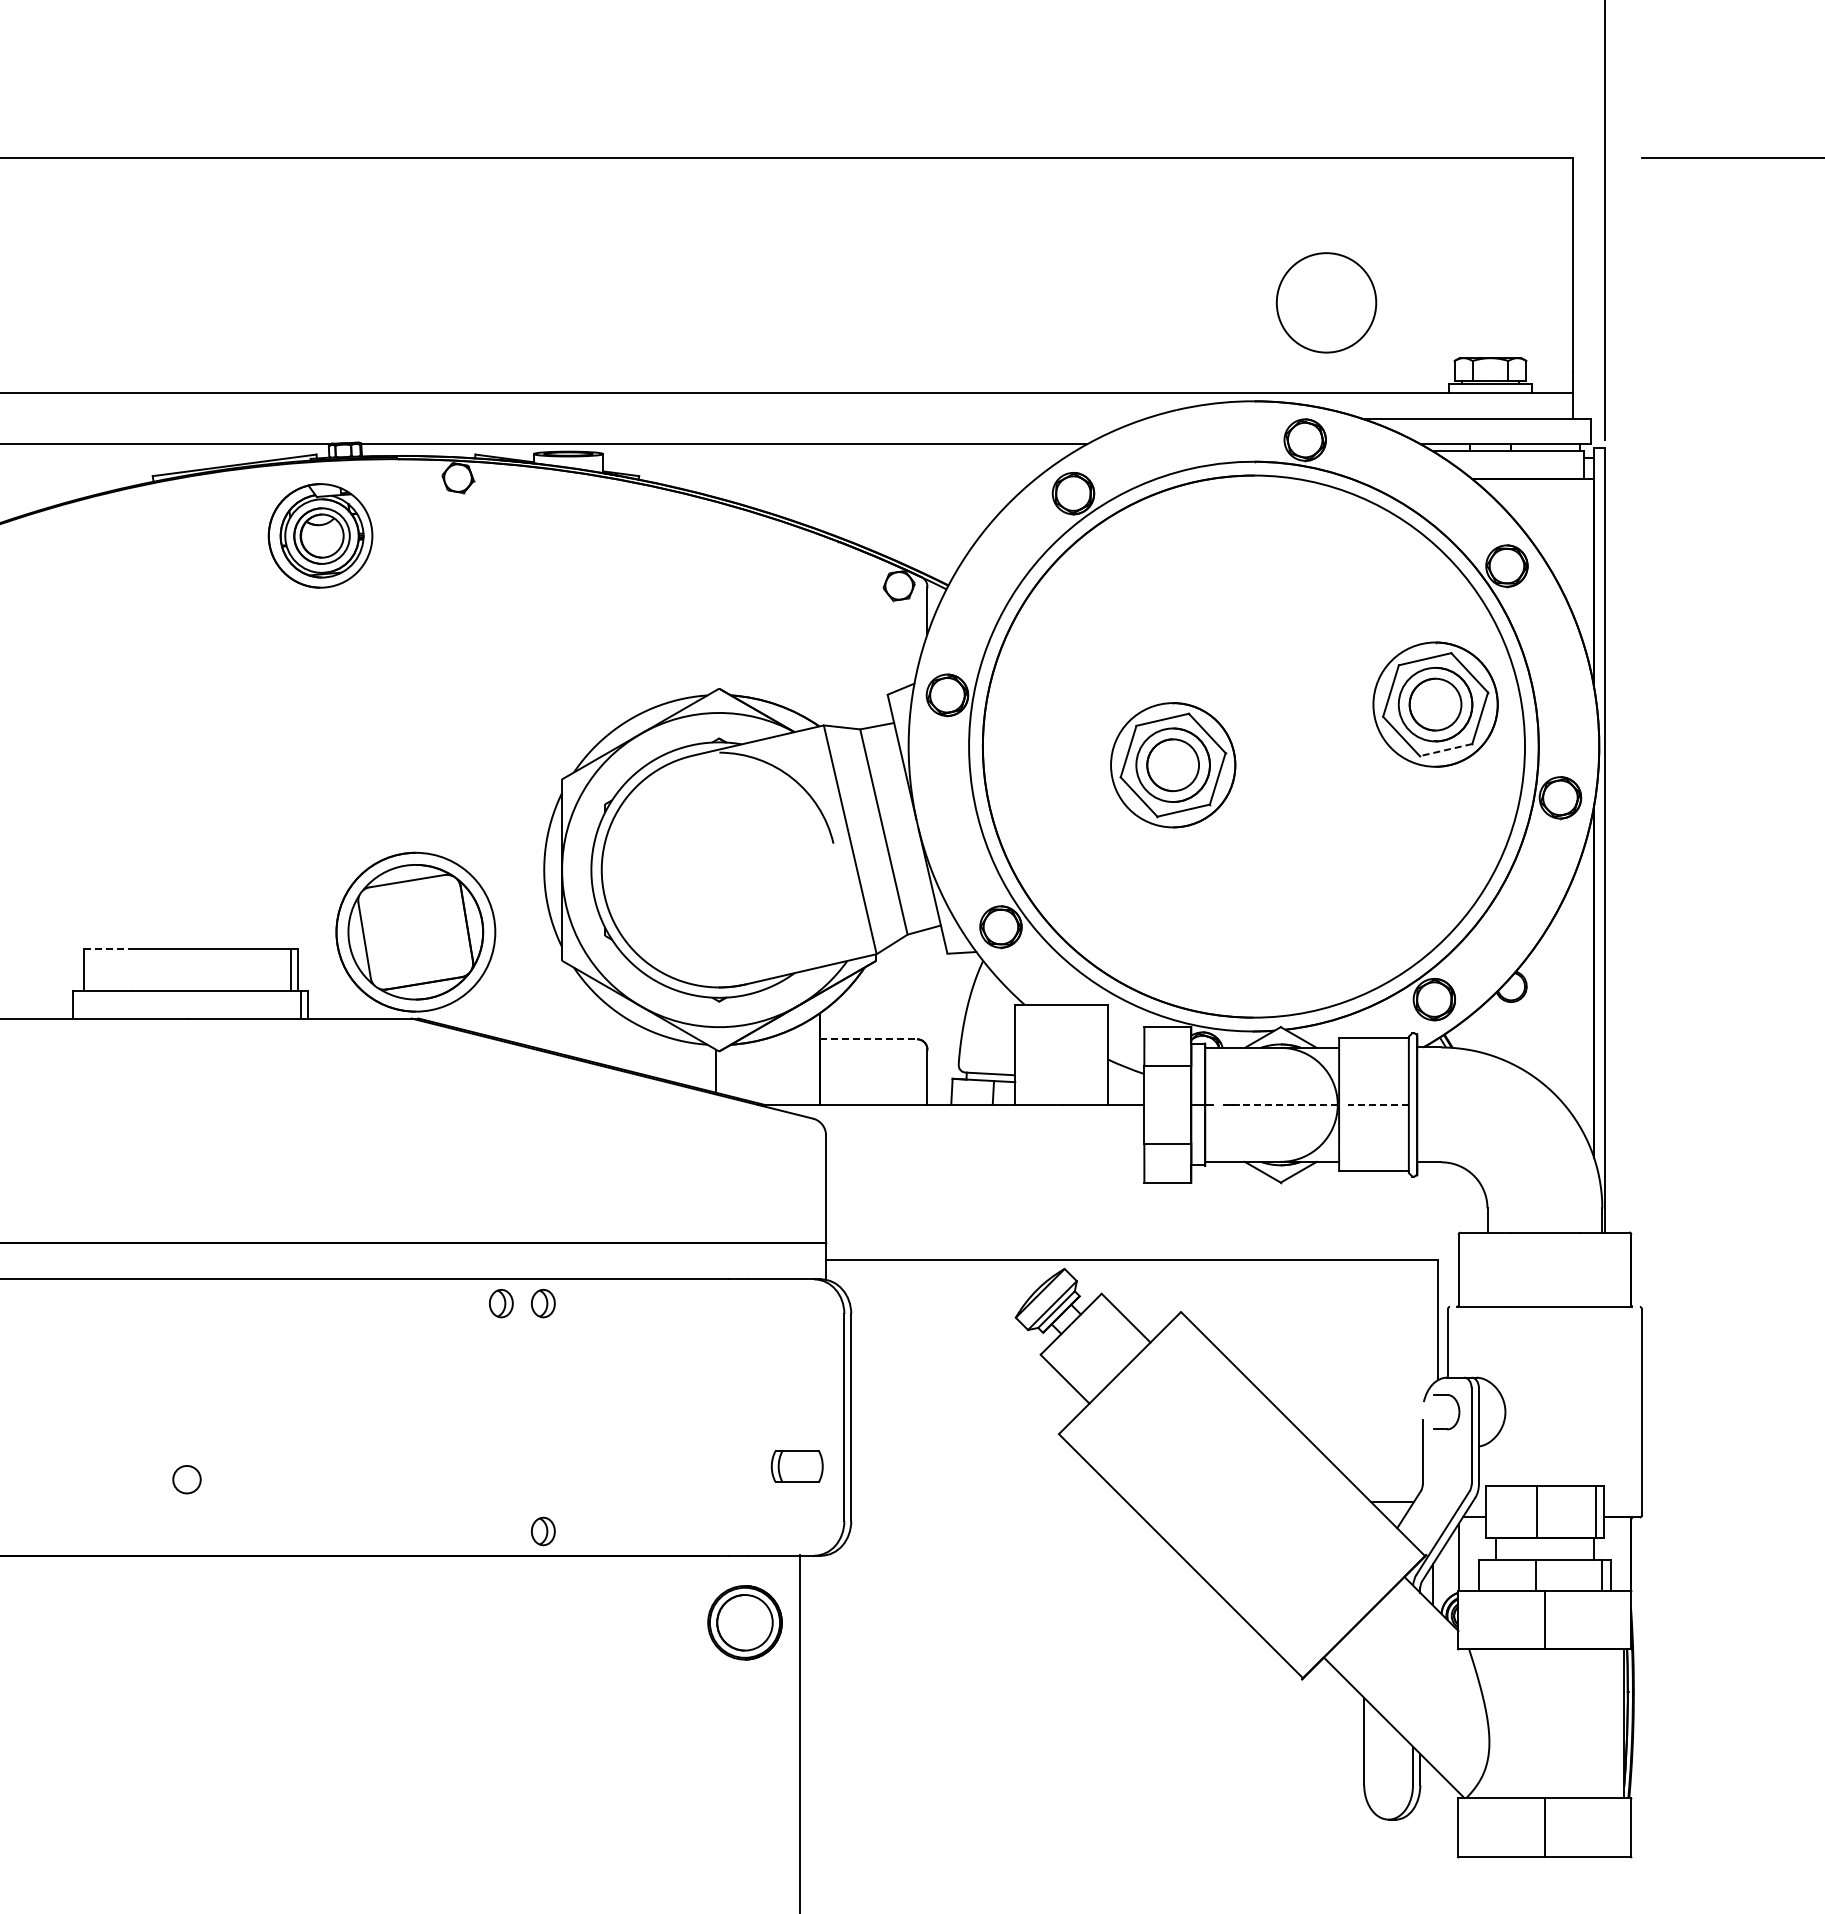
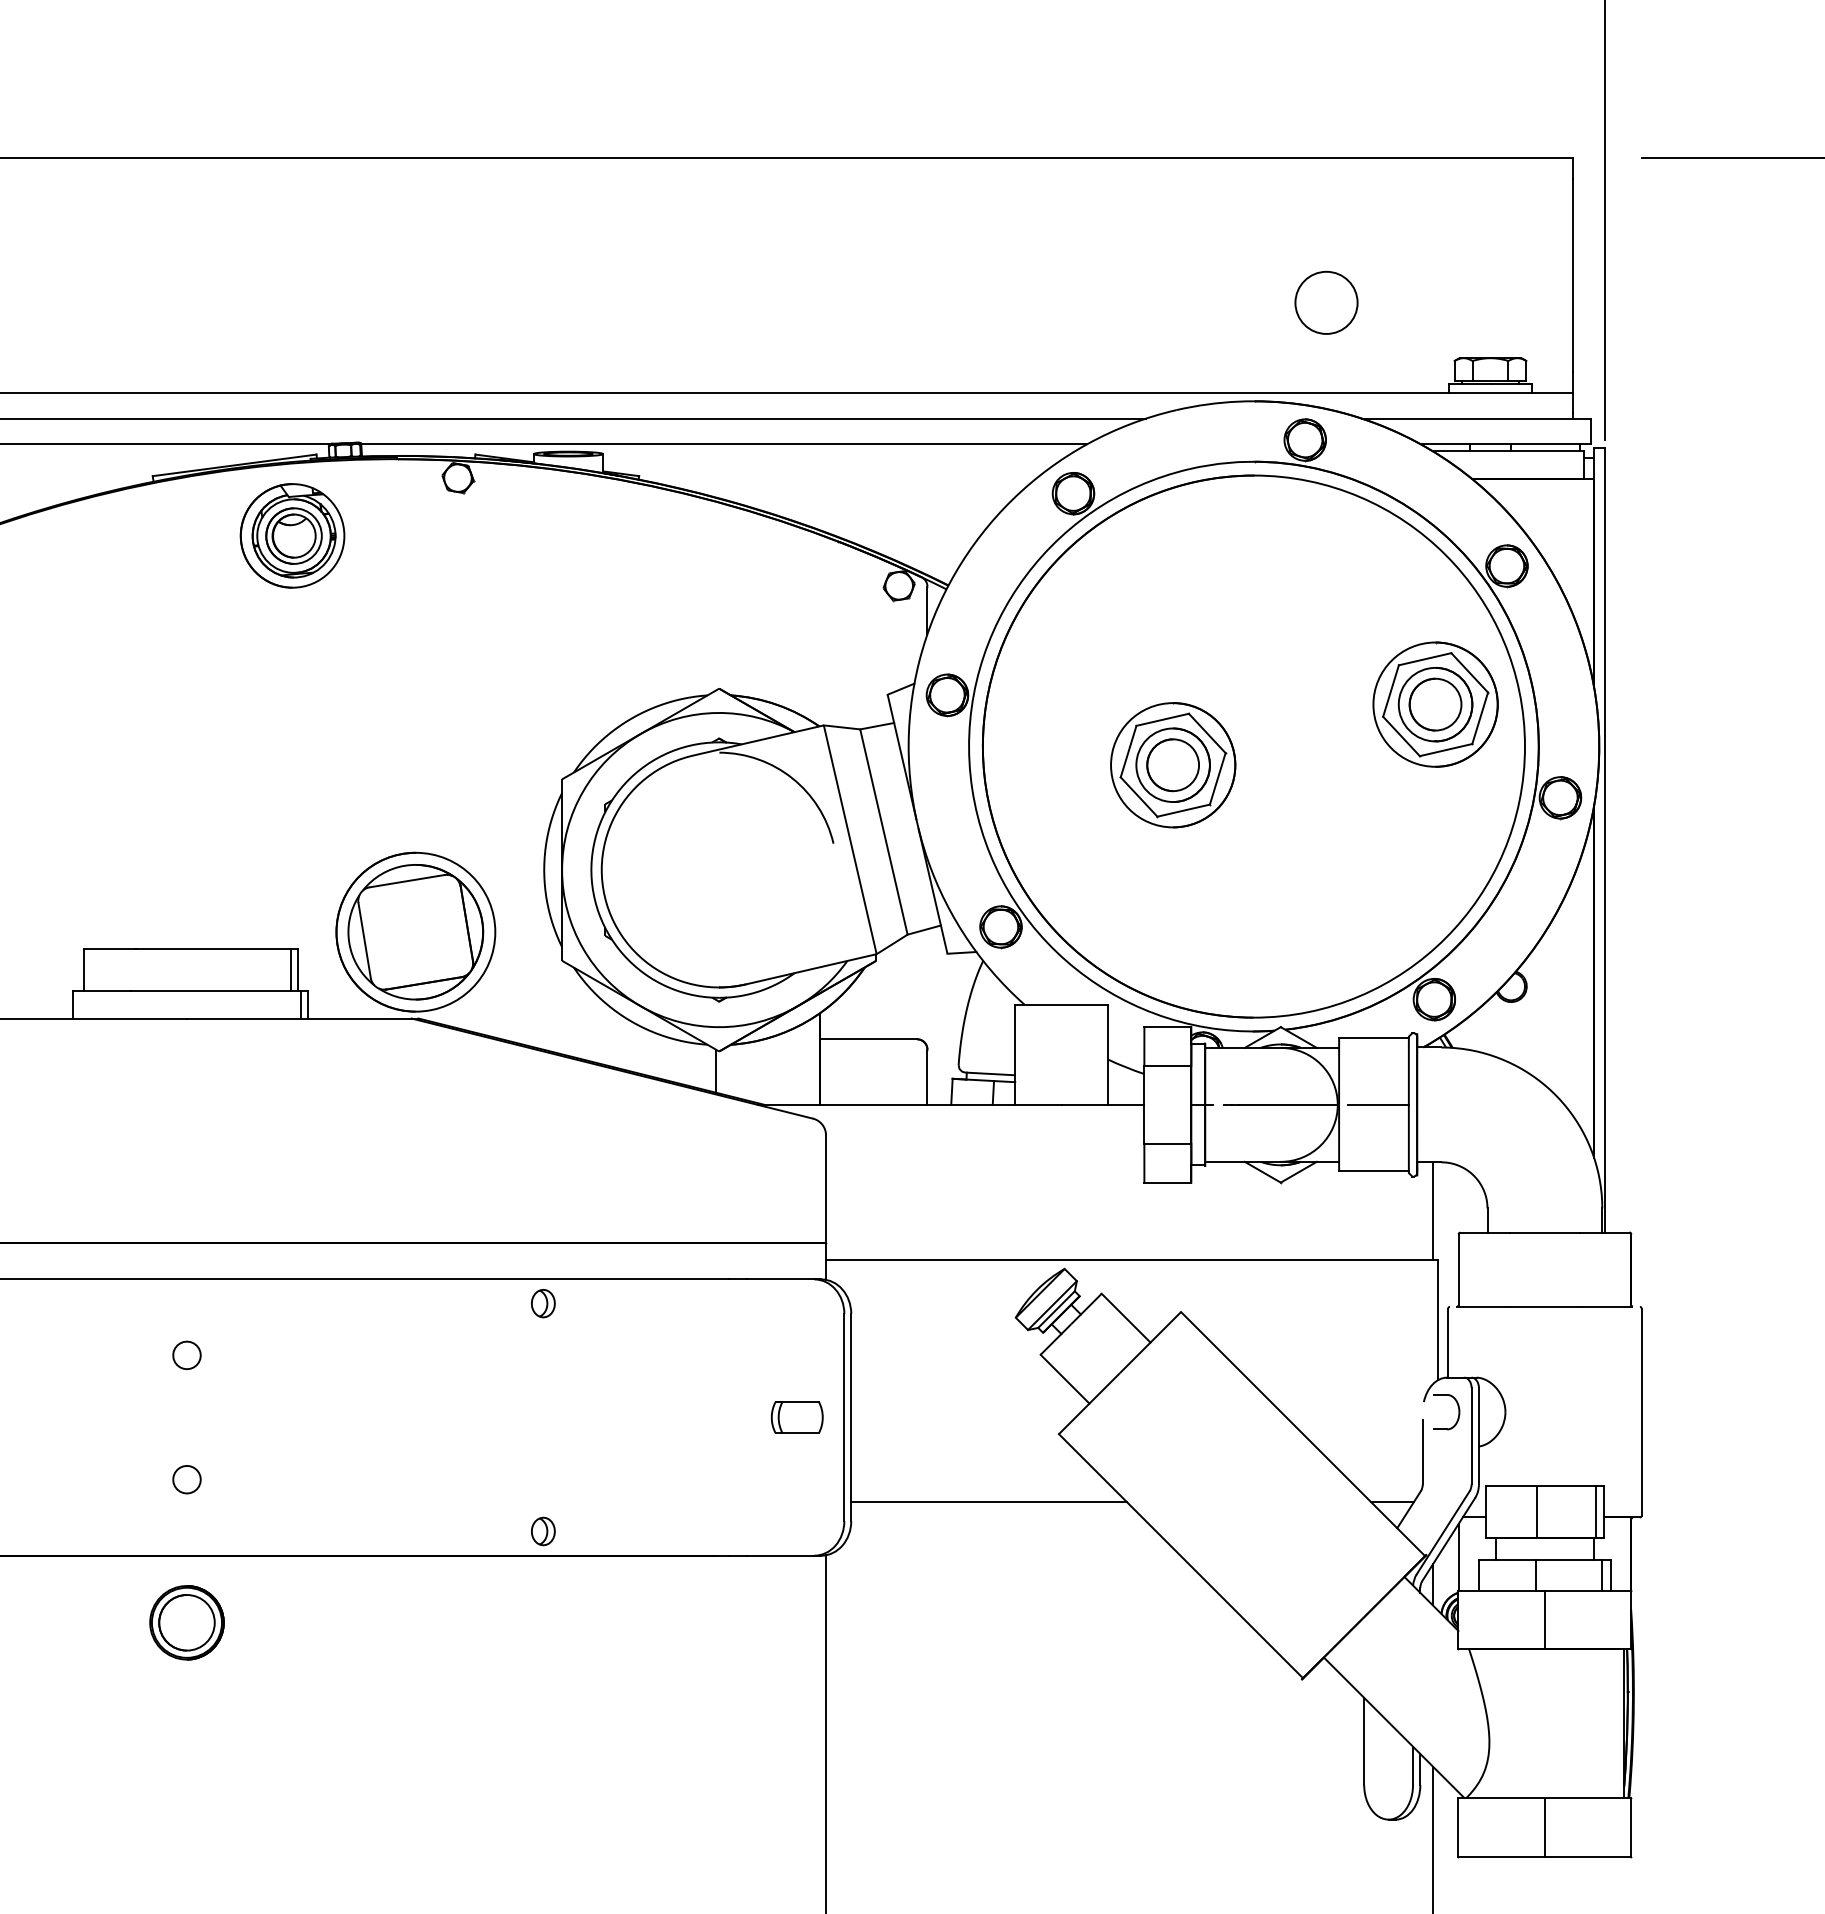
circle diameter: 99 px -> 62 px (1326, 302)
line: none -> present (574, 418)
part position: (320, 535) -> (292, 535) (292, 535)
line: dashed -> solid (1446, 750)
line: dashed -> solid (110, 949)
line: dashed -> solid (868, 1039)
line: dashed -> solid (1288, 1104)
line: dashed -> solid (1377, 1104)
line: none -> present (1432, 1211)
part: present -> none (501, 1303)
part: none -> present (186, 1355)
part position: (796, 1466) -> (796, 1417) (796, 1417)
line: none -> present (988, 1501)
part position: (744, 1622) -> (186, 1622) (186, 1622)
line position: (800, 1732) -> (826, 1732) (826, 1732)
line: none -> present (1432, 1838)
